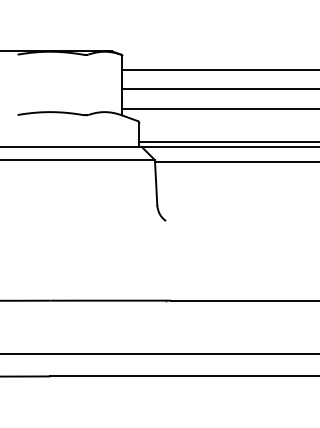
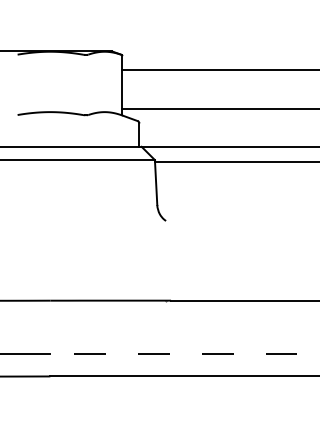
line: present -> none (218, 88)
line: present -> none (227, 142)
line: solid -> dashed (185, 353)
